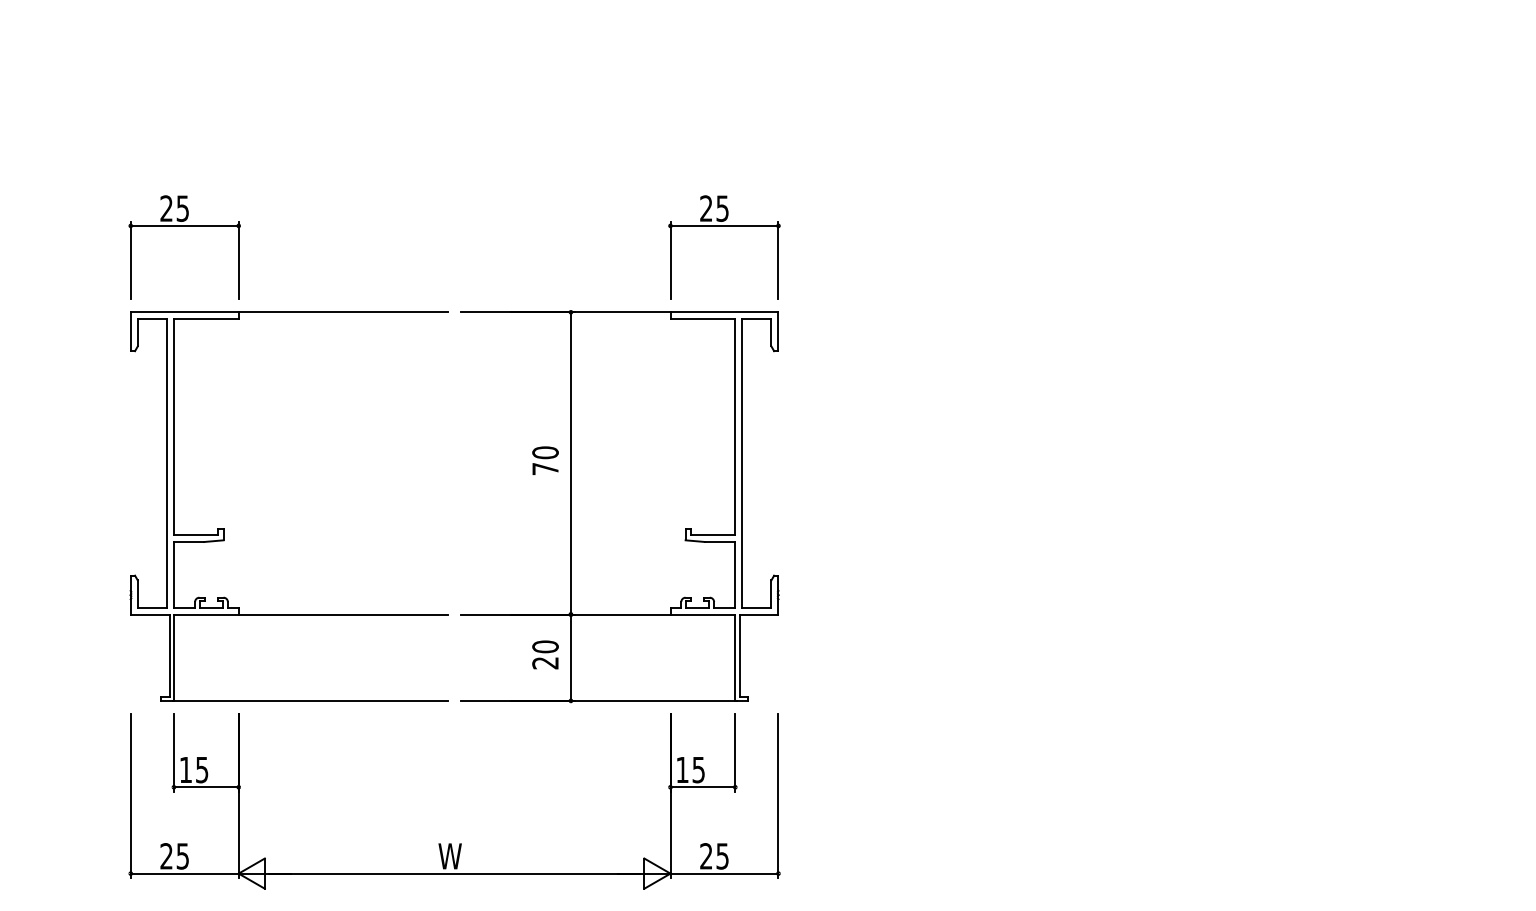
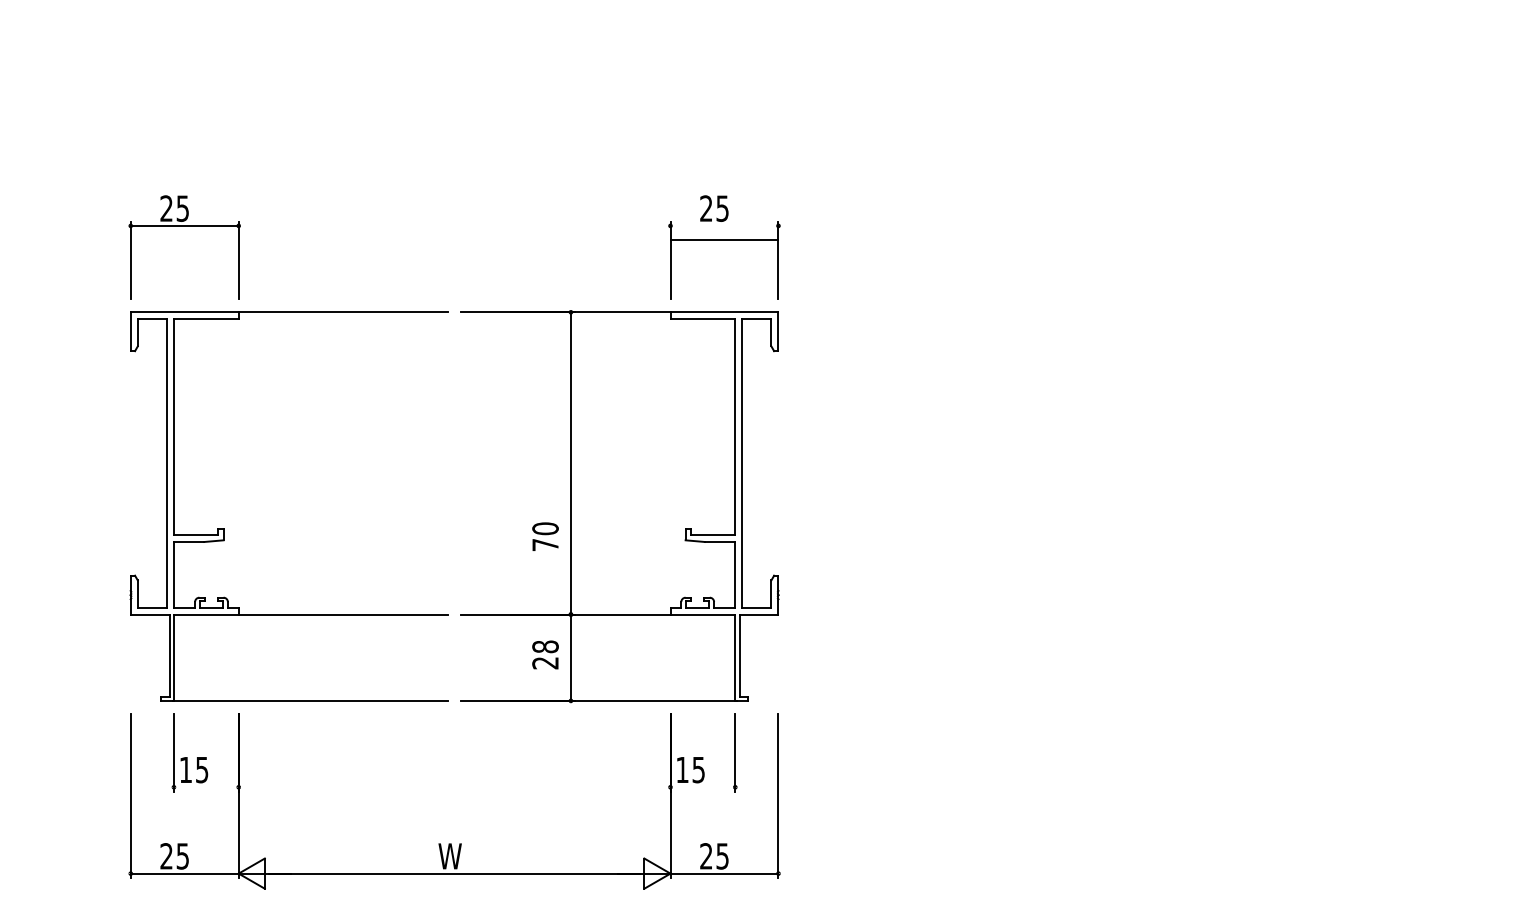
line position: (724, 225) -> (724, 239) (724, 239)
text position: (545, 460) -> (545, 536) (545, 536)
text: 20 -> 28 (545, 646)
line: present -> none (205, 787)
line: present -> none (702, 787)
